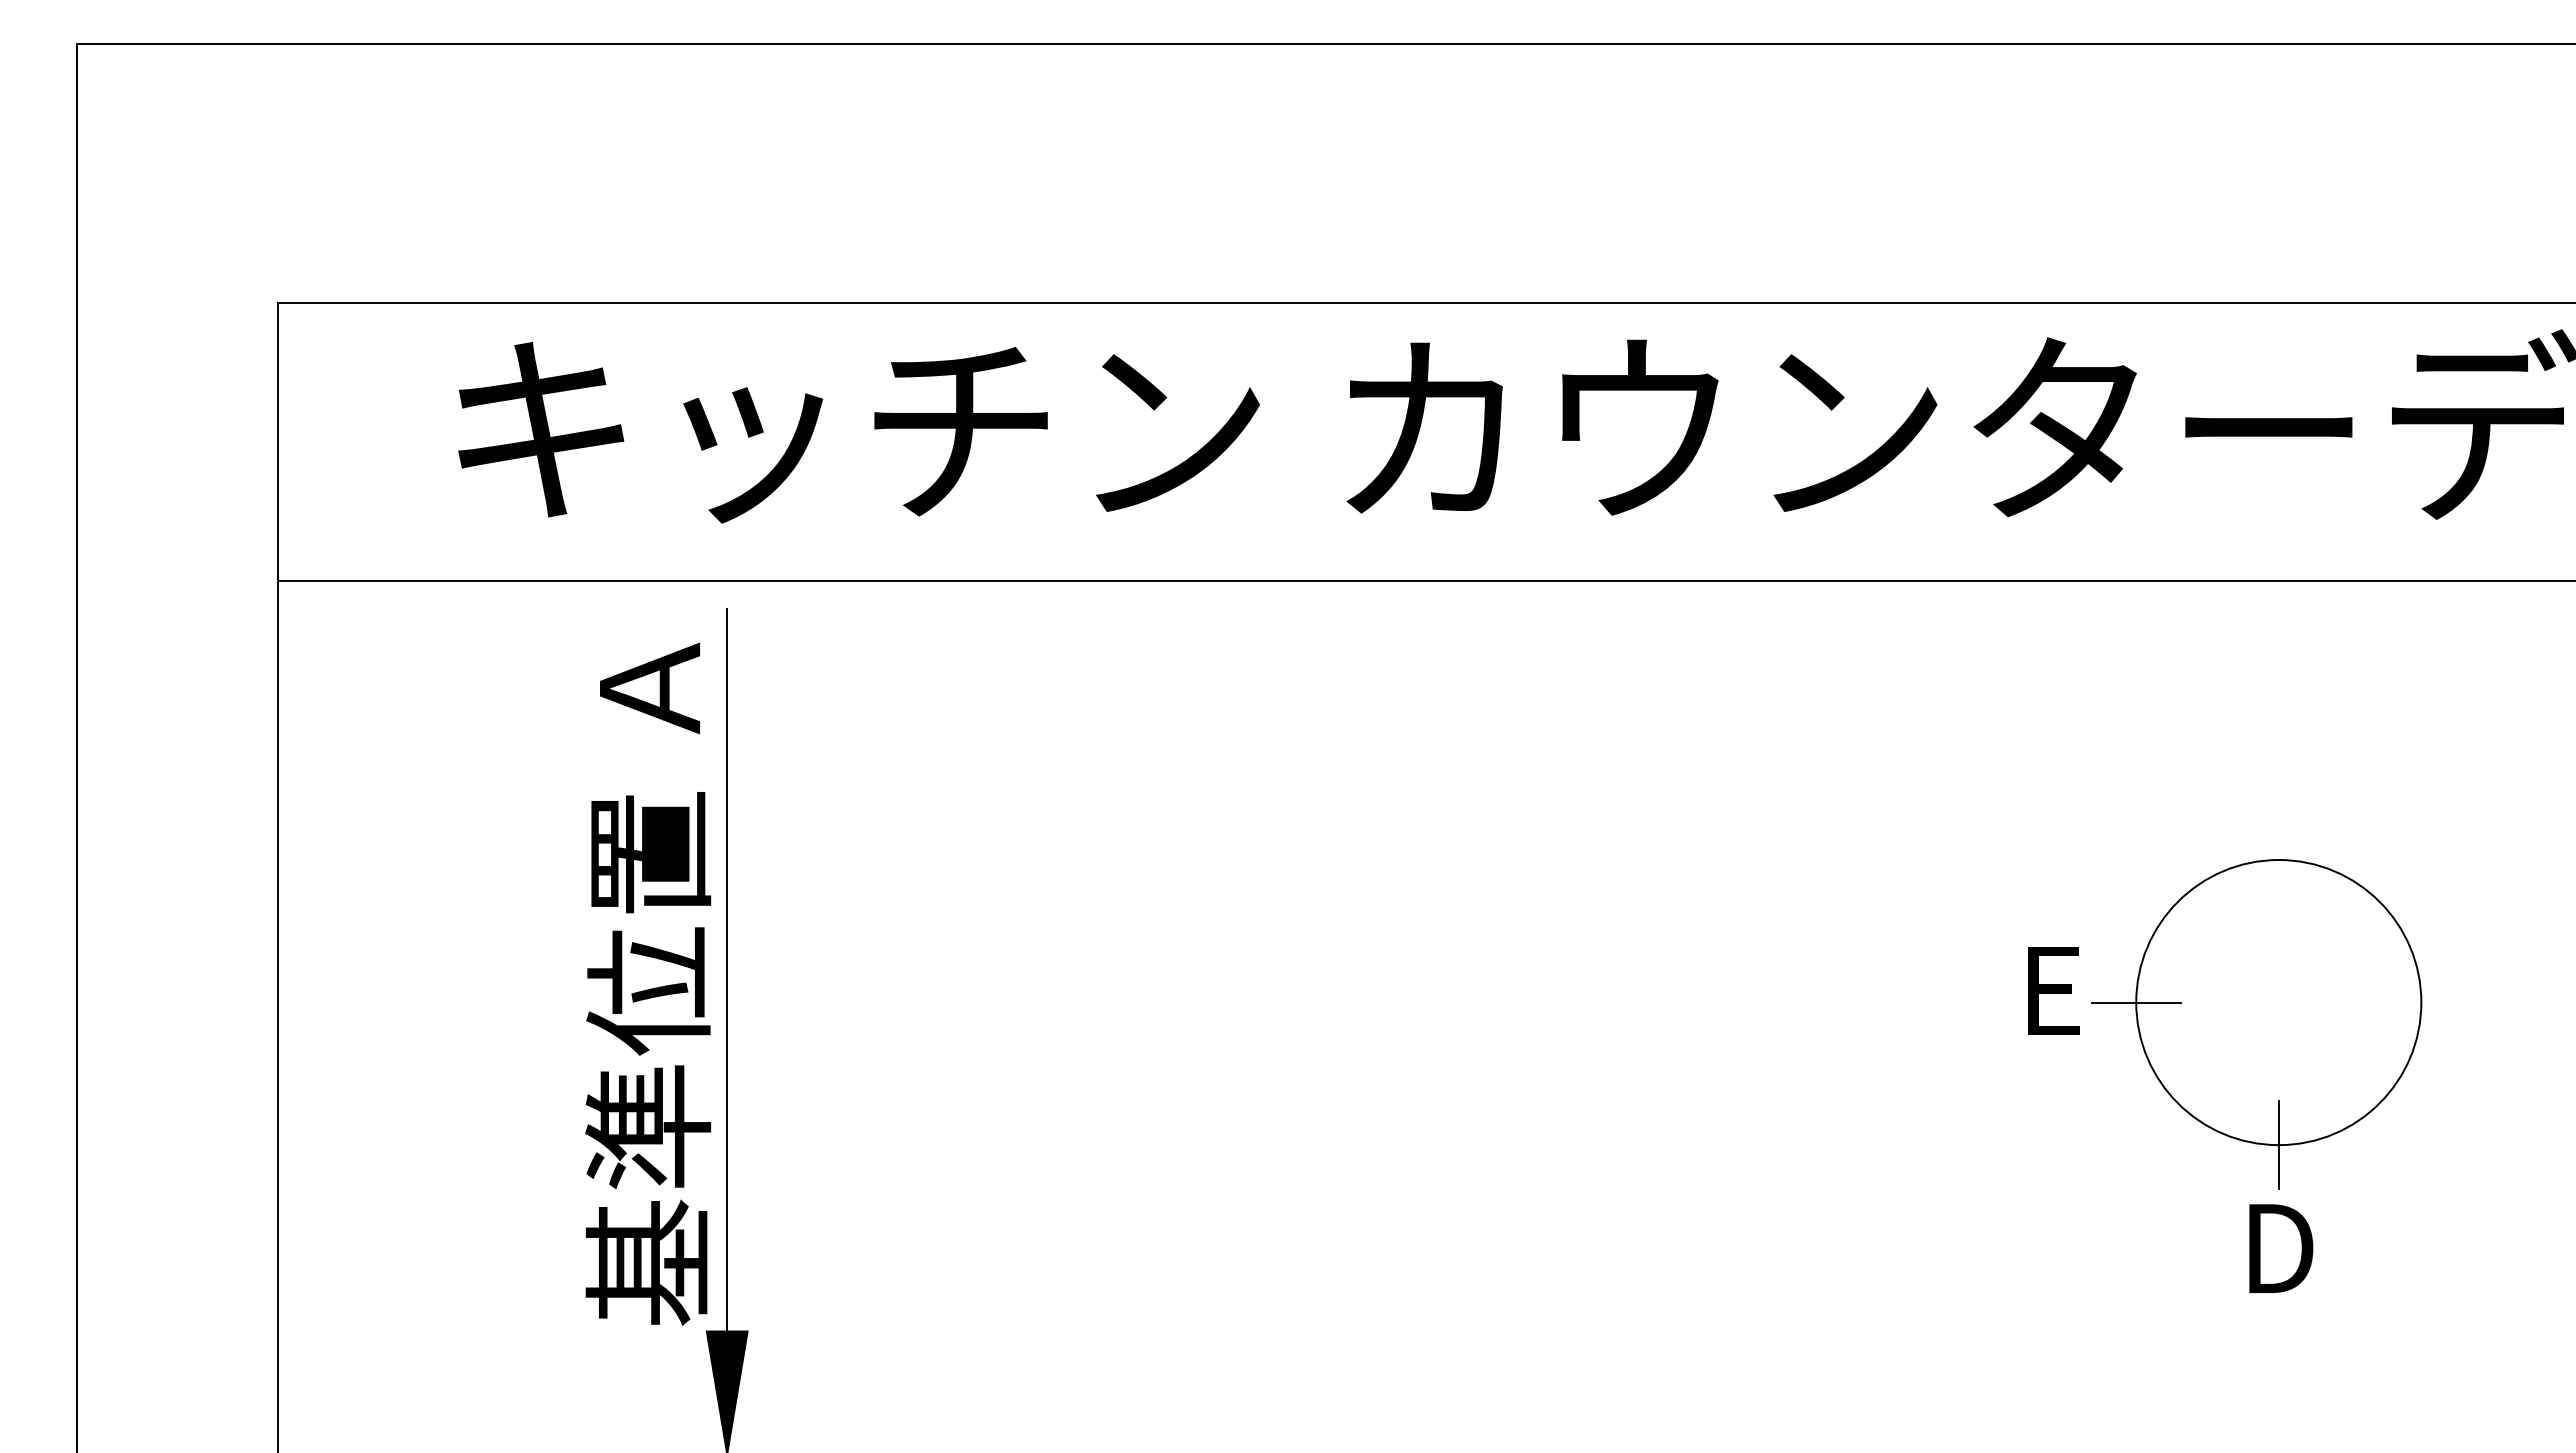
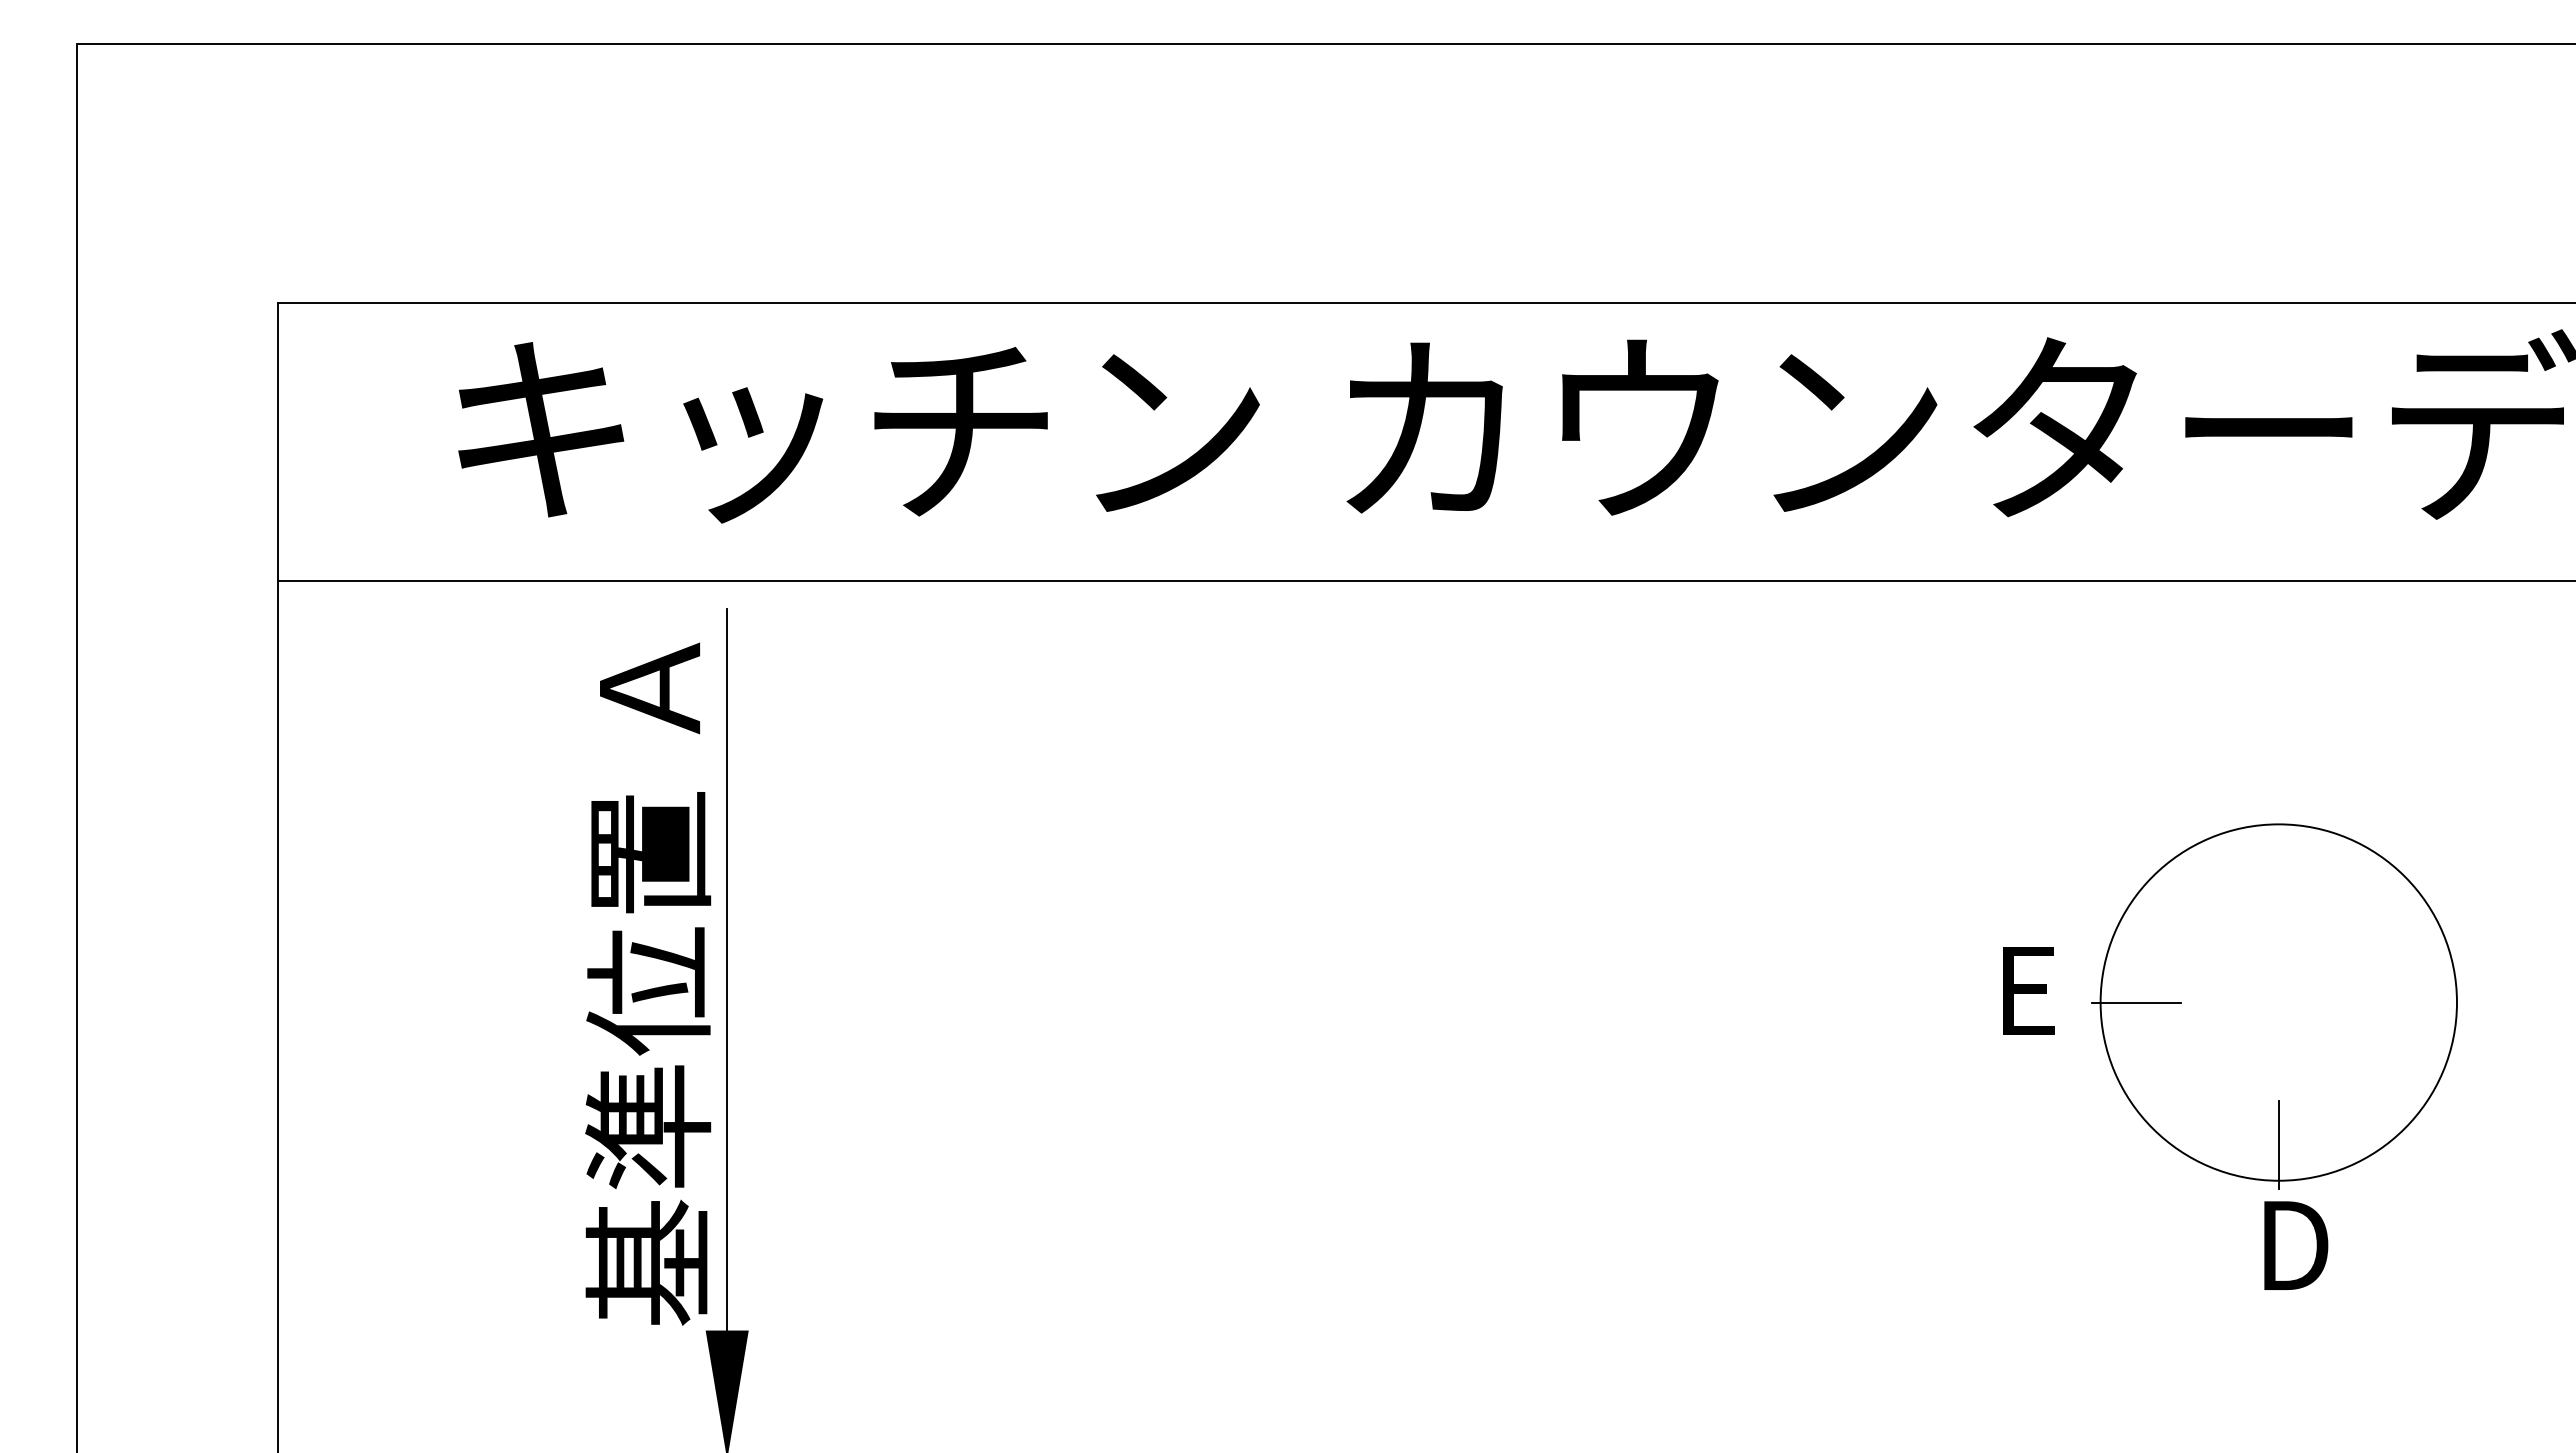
text position: (2053, 990) -> (2028, 990) (2028, 990)
circle diameter: 285 px -> 356 px (2278, 1002)
text position: (2281, 1248) -> (2296, 1245) (2296, 1245)
